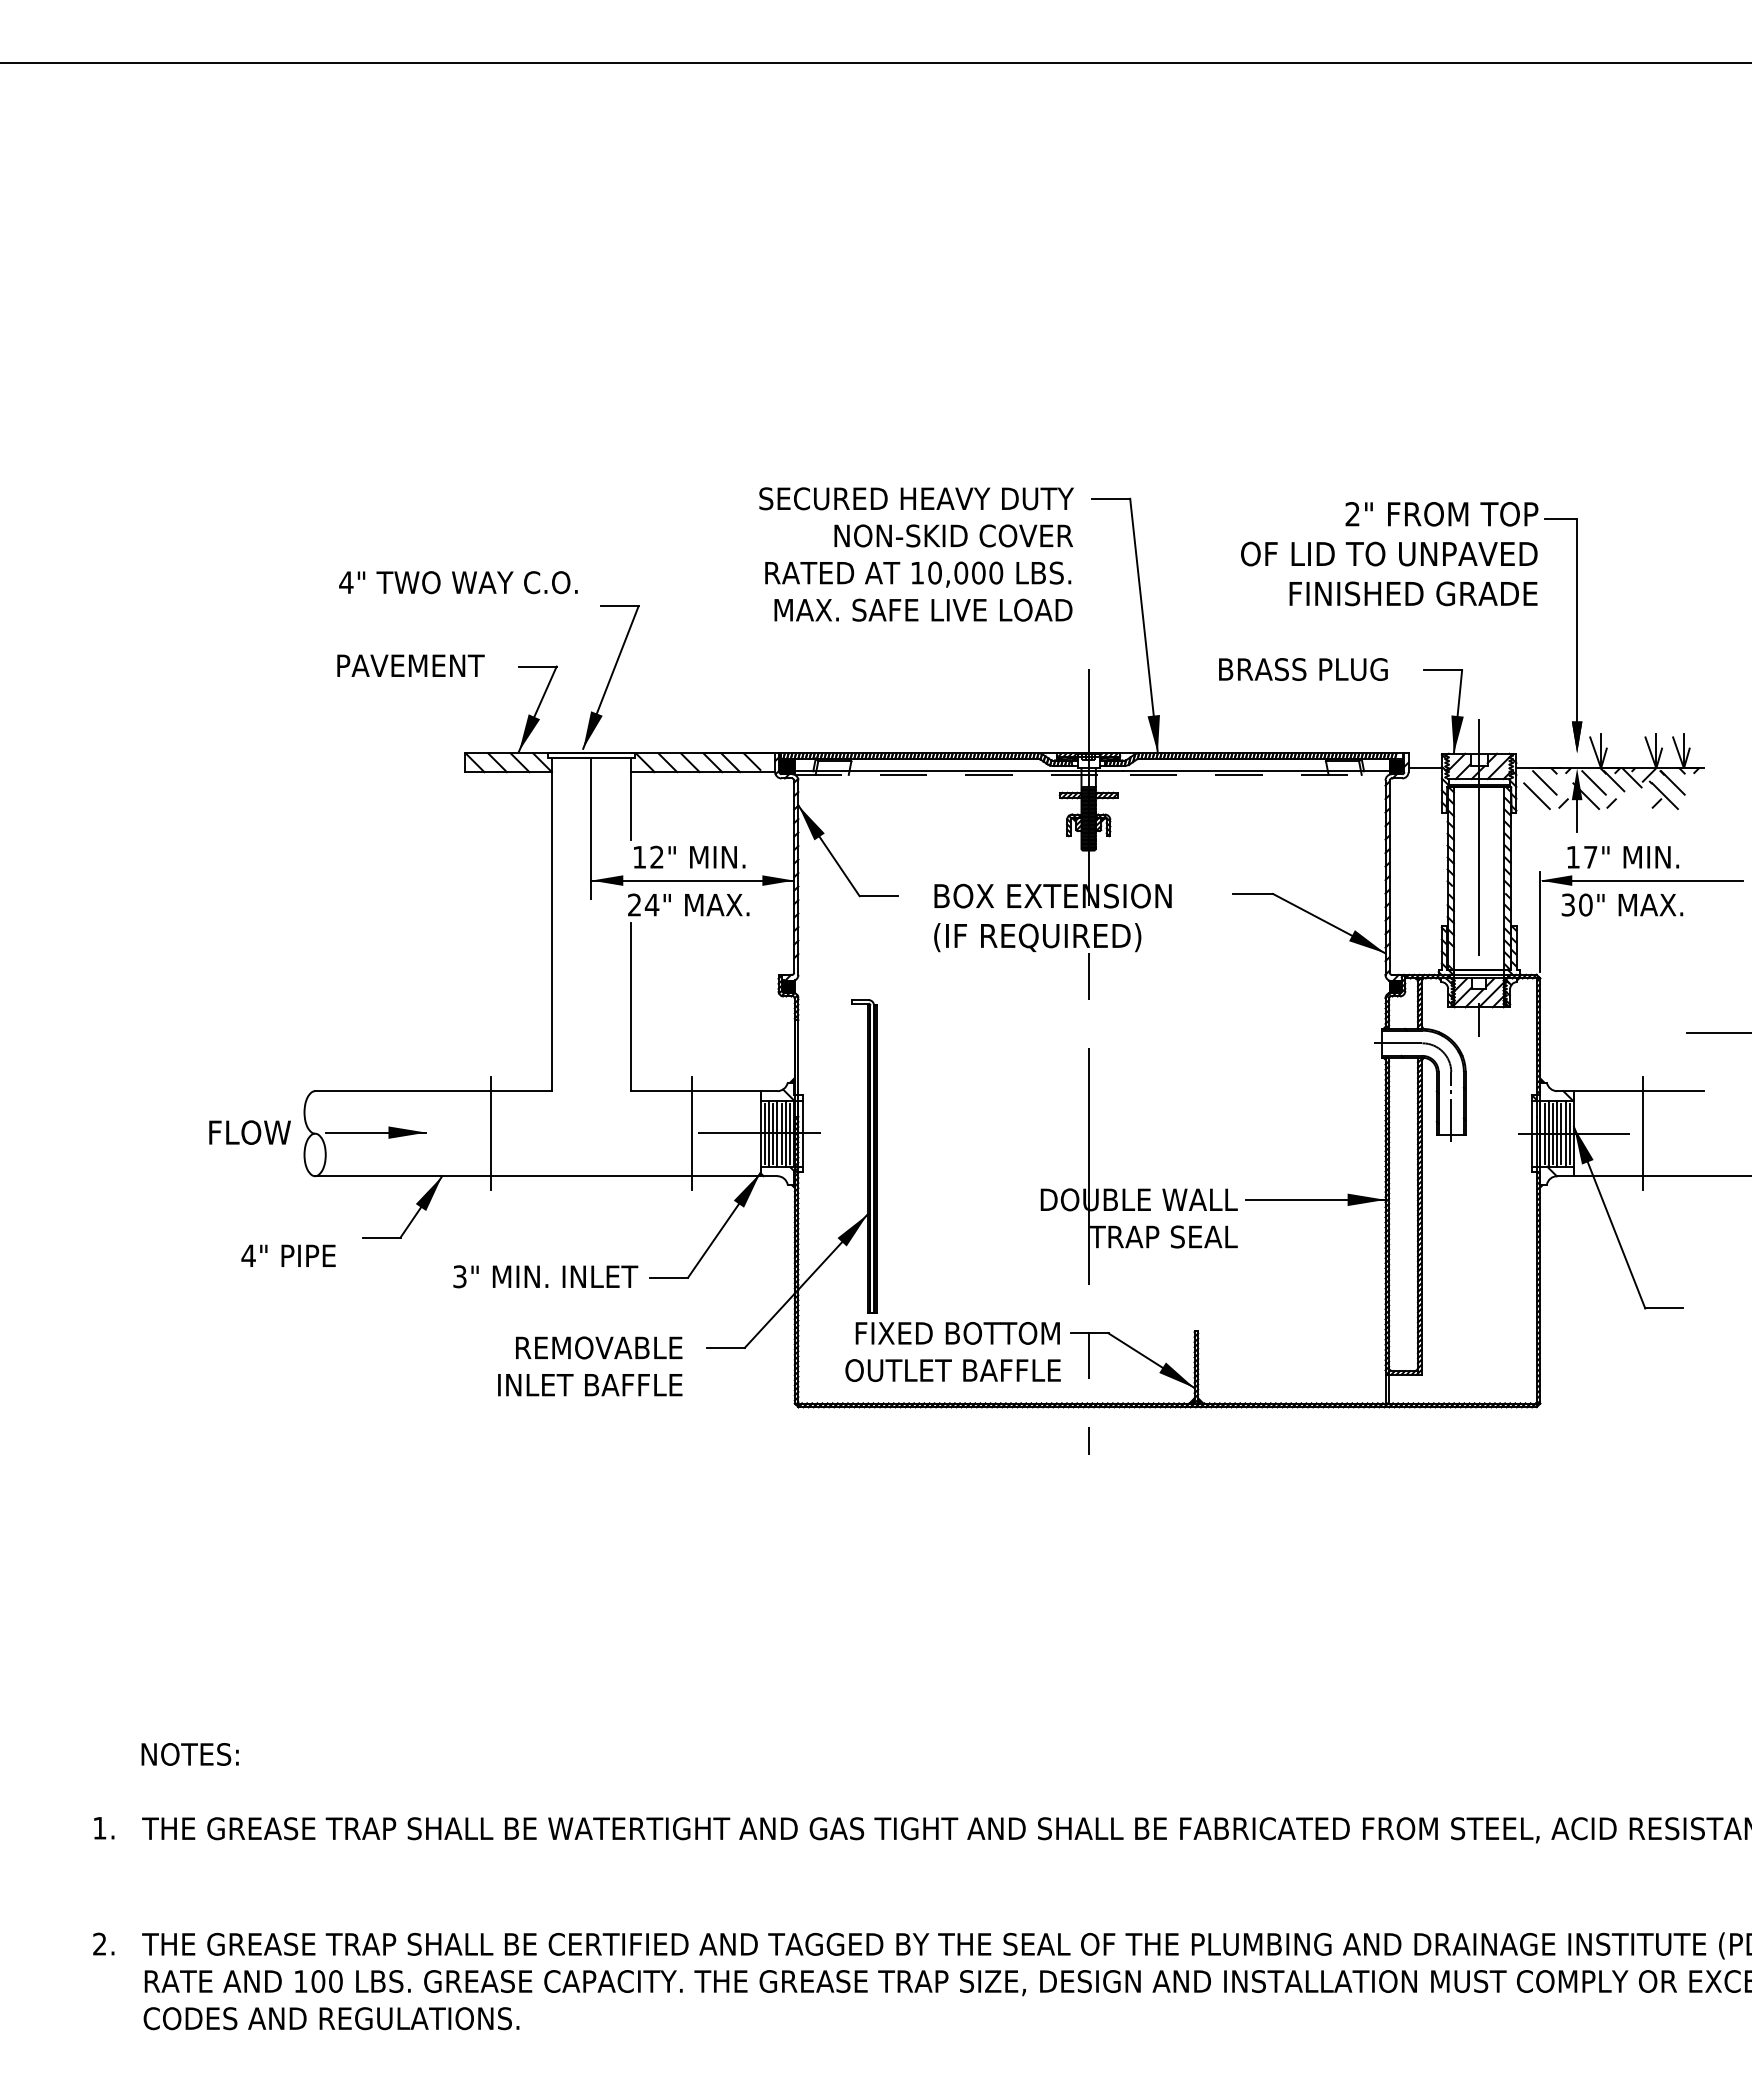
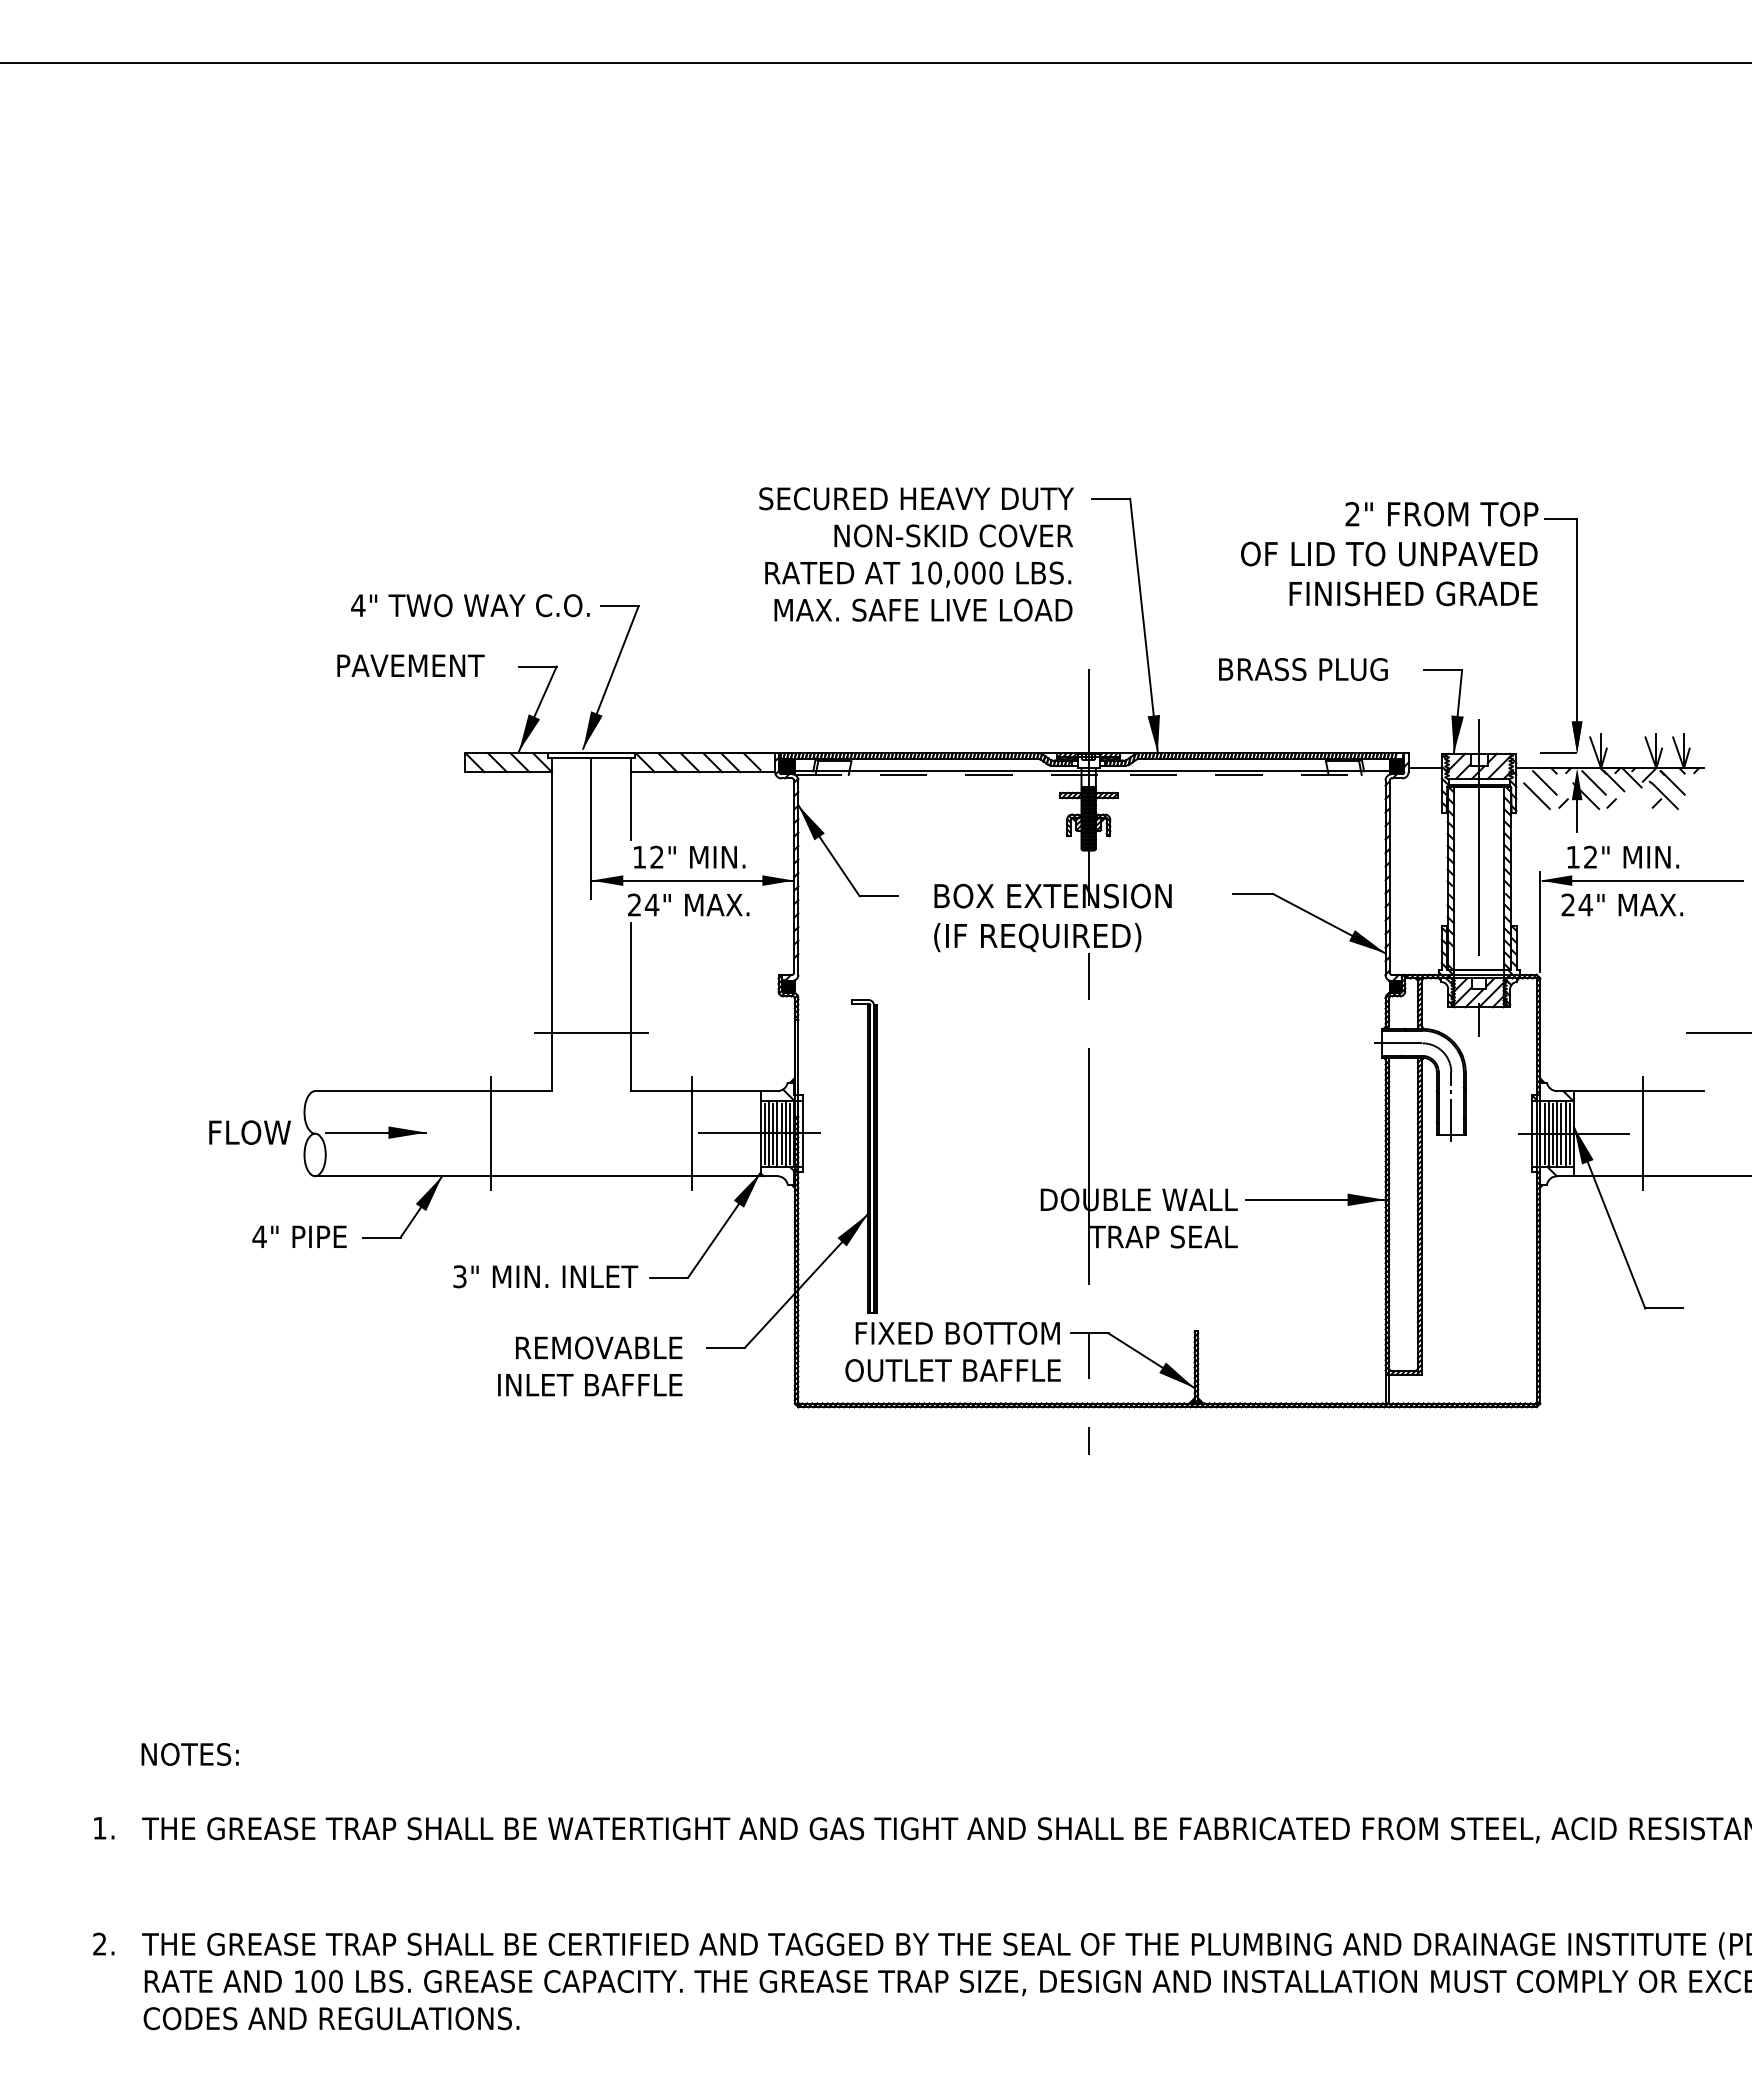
text position: (458, 582) -> (470, 605) (470, 605)
line: none -> present (1558, 753)
text: 17" -> 12" (1590, 856)
text: 30" -> 24" (1577, 904)
line: none -> present (591, 1033)
text position: (288, 1255) -> (299, 1236) (299, 1236)
